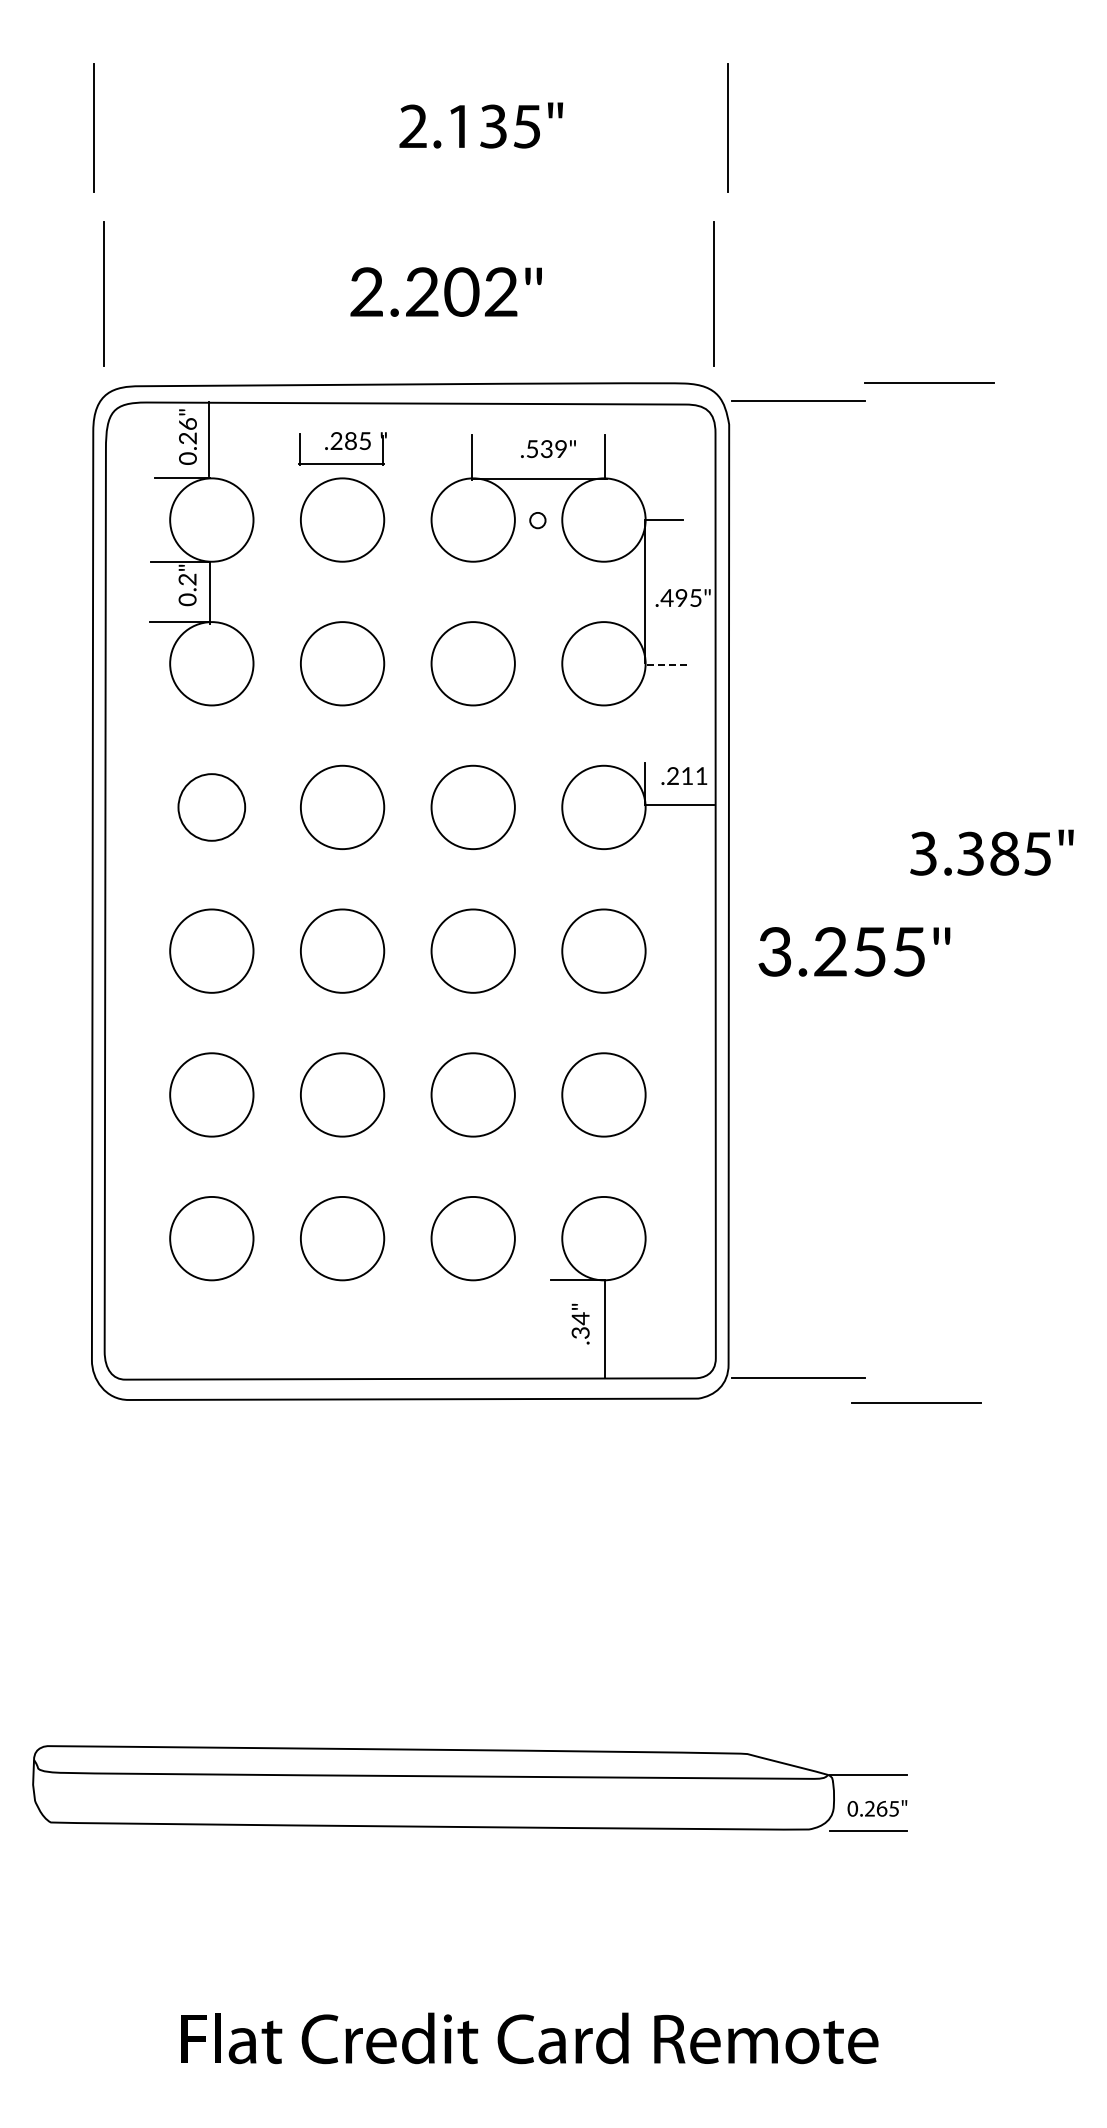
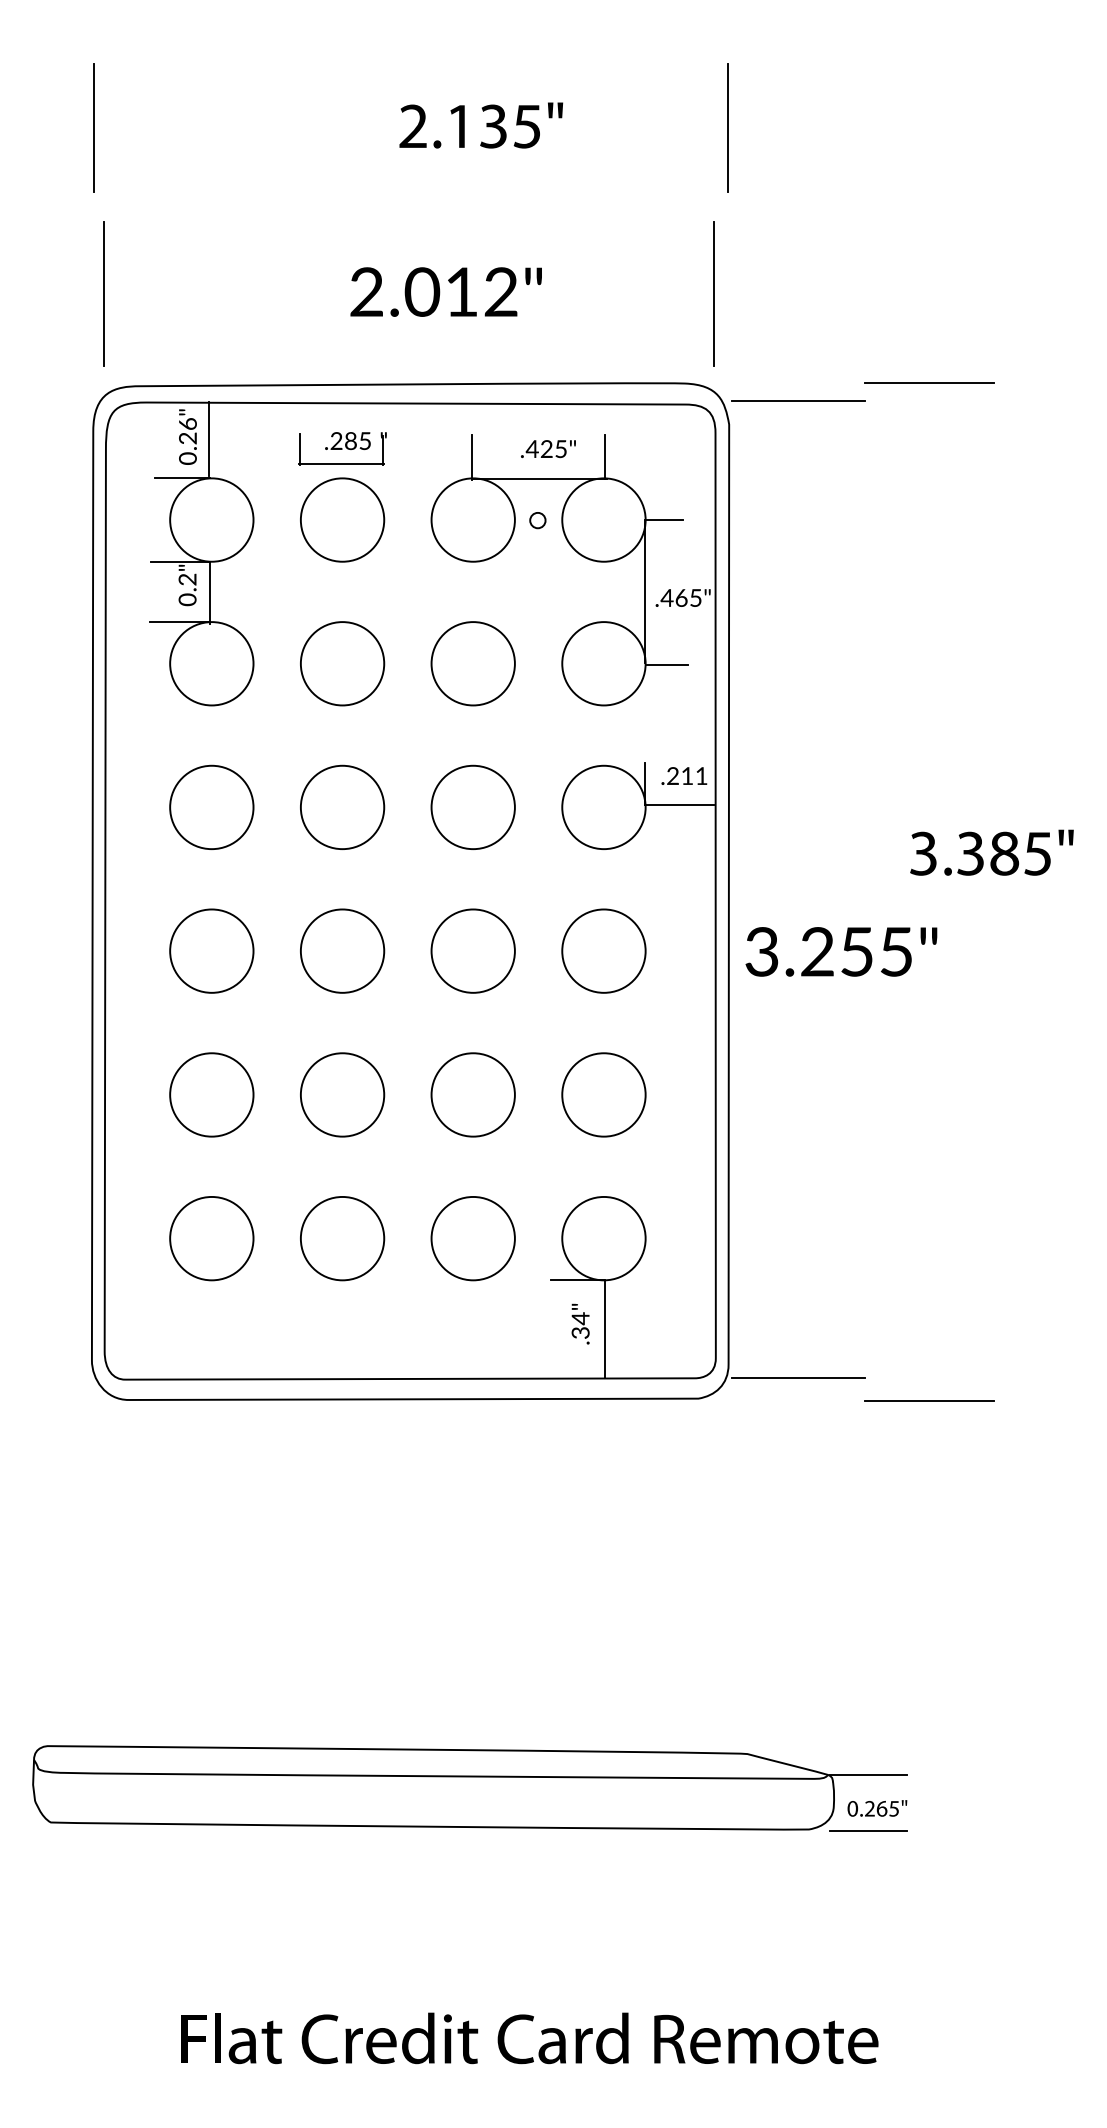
text: 2.202" -> 2.012" (441, 291)
text: .539" -> .425" (545, 449)
text: .495" -> .465" (681, 597)
line: dashed -> solid (668, 664)
circle diameter: 67 px -> 83 px (211, 807)
text position: (854, 951) -> (841, 951) (841, 951)
line position: (916, 1402) -> (929, 1400) (929, 1400)
